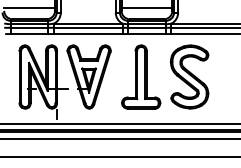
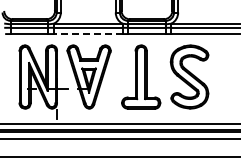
line: present -> none (29, 7)
line: present -> none (146, 7)
line: solid -> dashed (87, 34)
